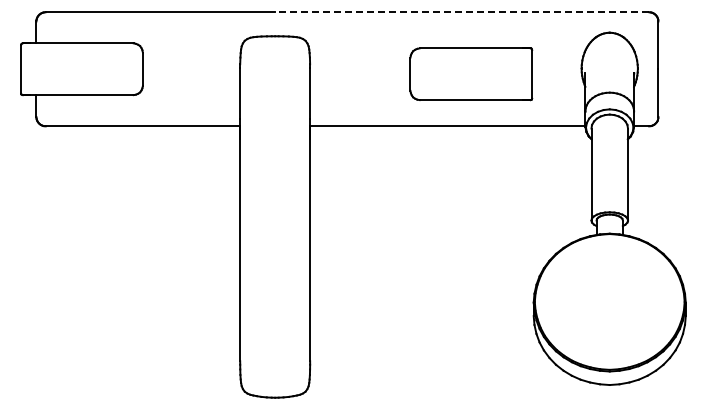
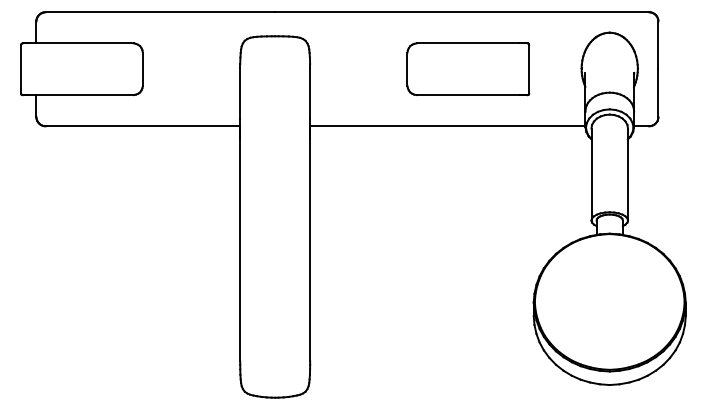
line: dashed -> solid (462, 12)
part position: (471, 74) -> (468, 69) (468, 69)
